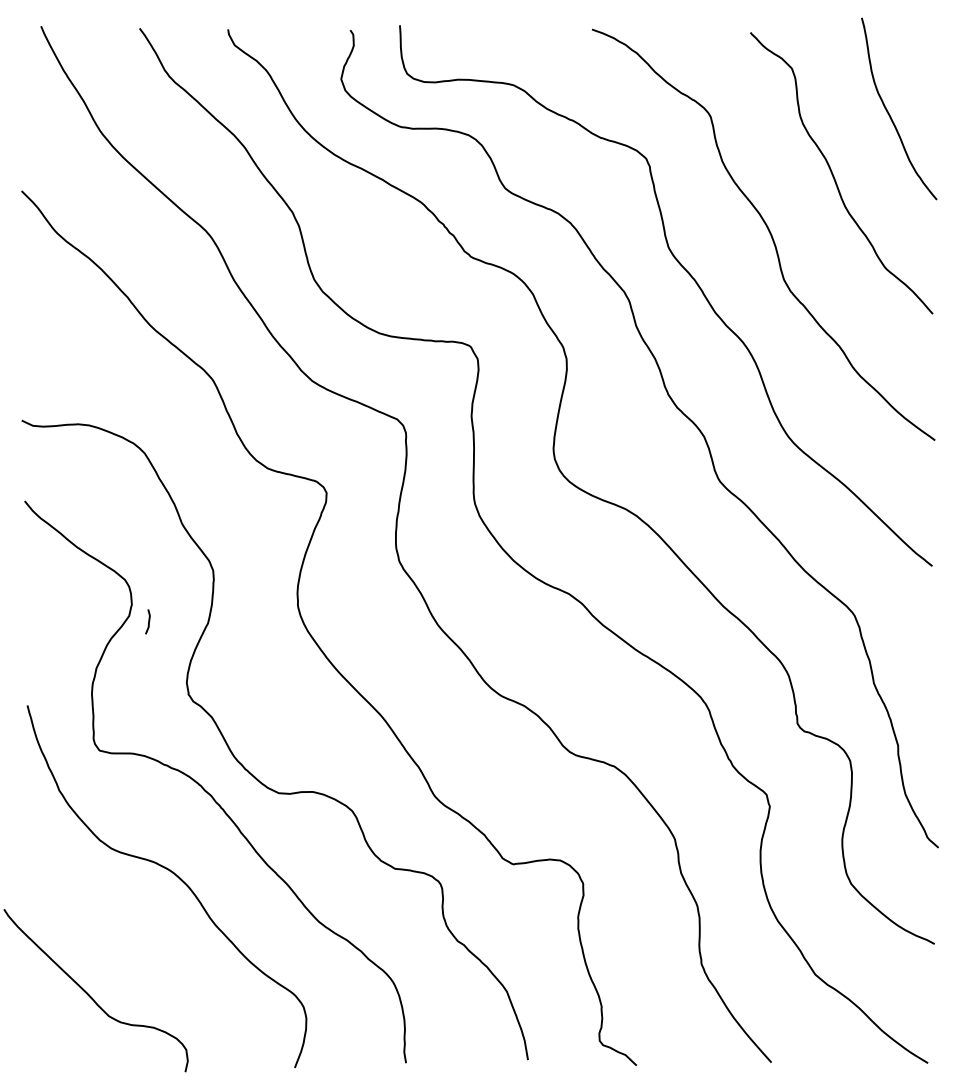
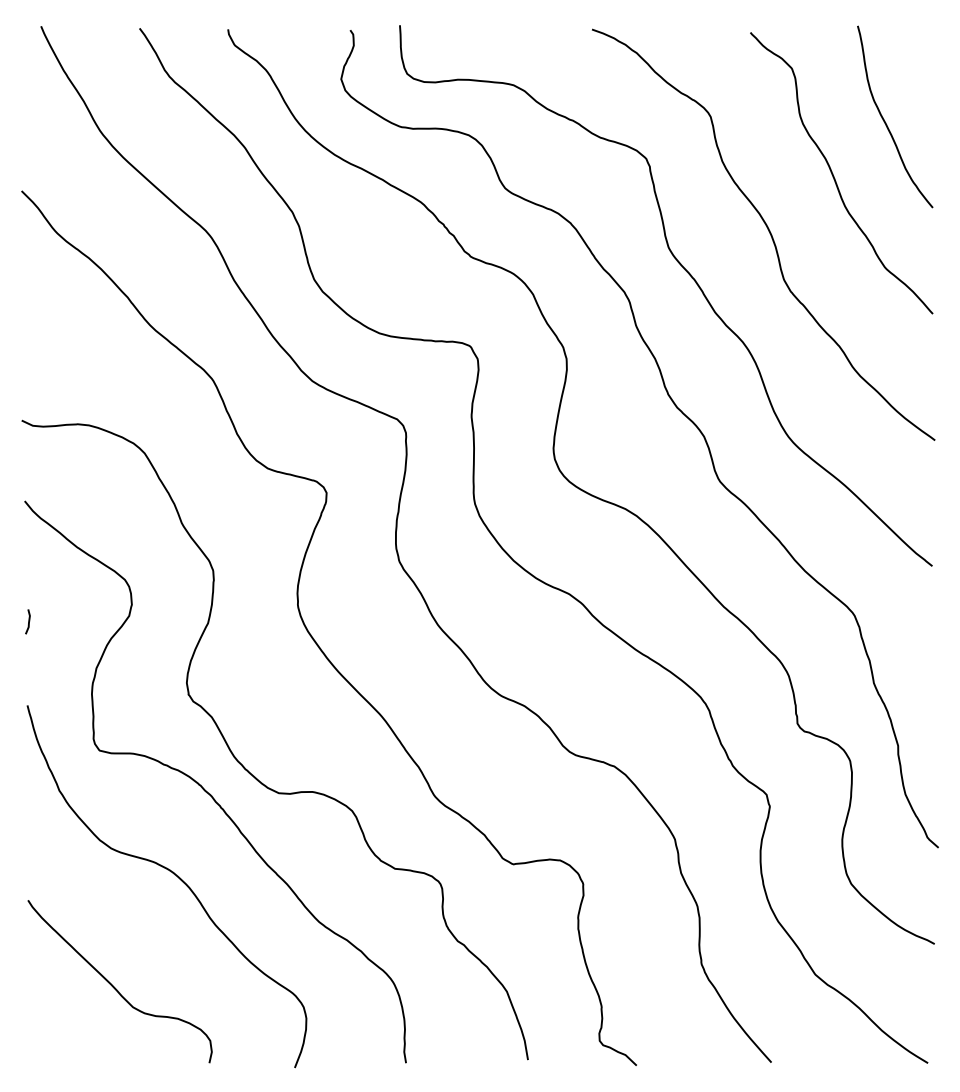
curve position: (890, 114) -> (886, 122) (886, 122)
line position: (148, 621) -> (28, 621) (28, 621)
curve position: (90, 995) -> (114, 986) (114, 986)
